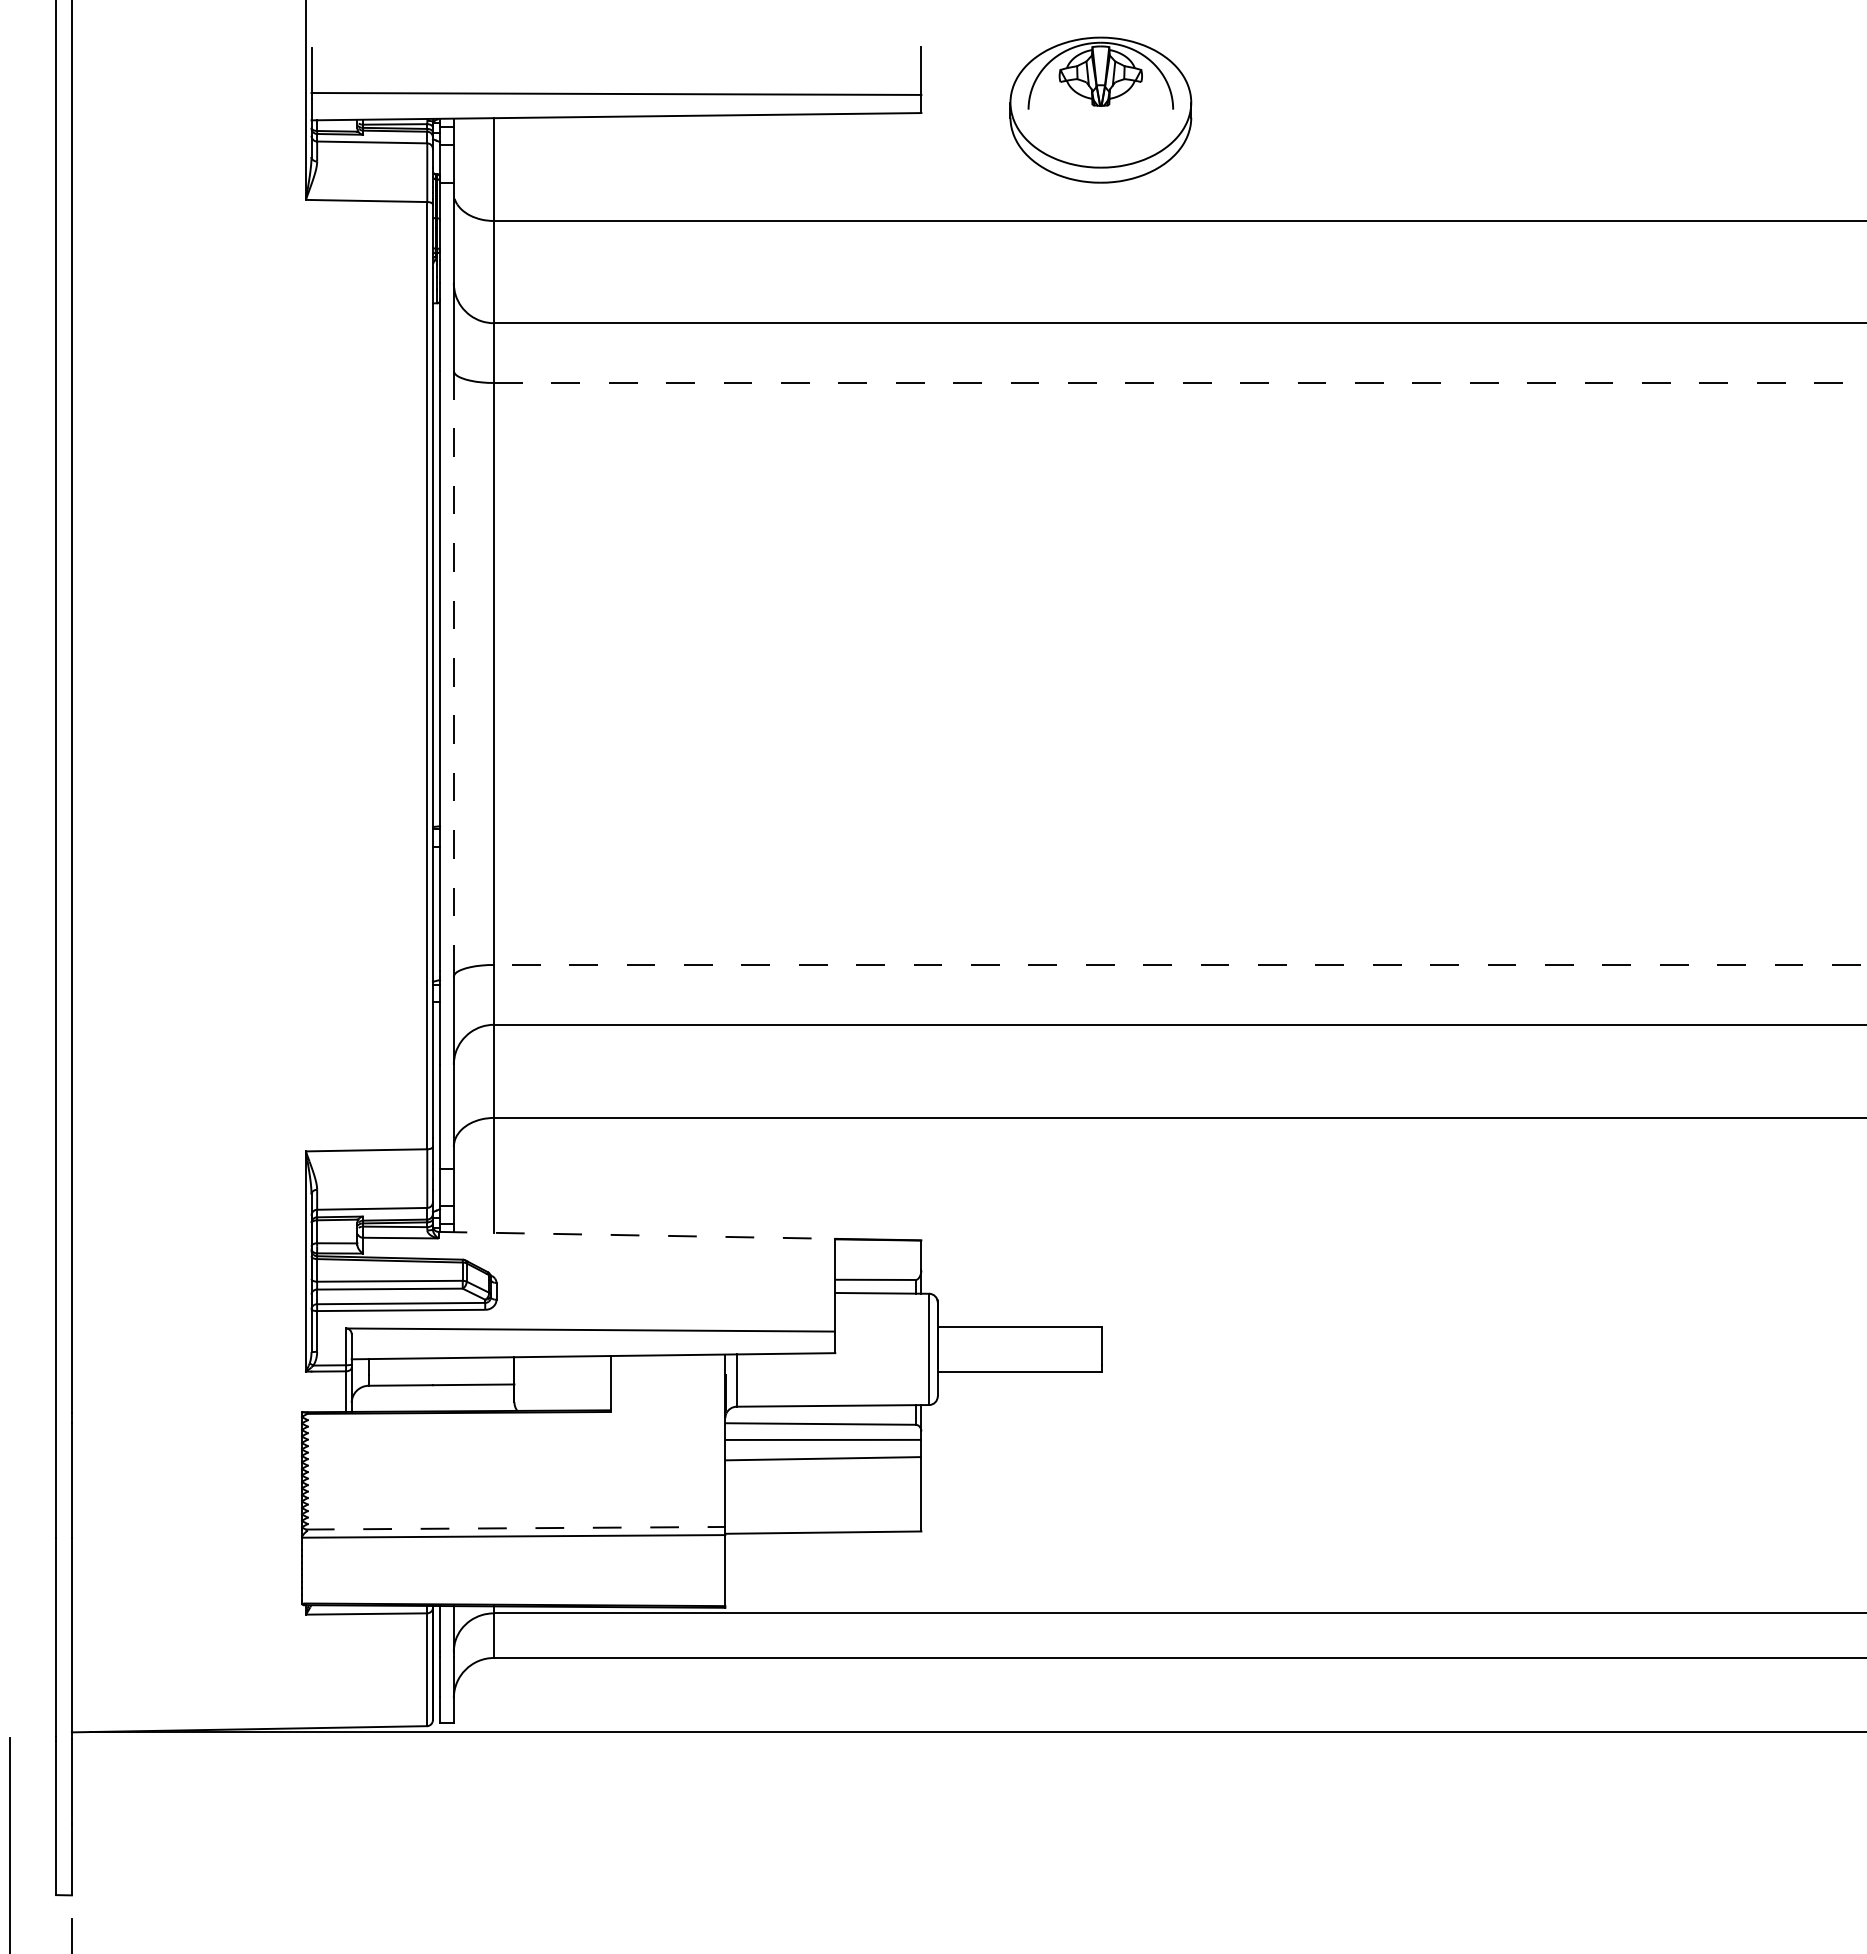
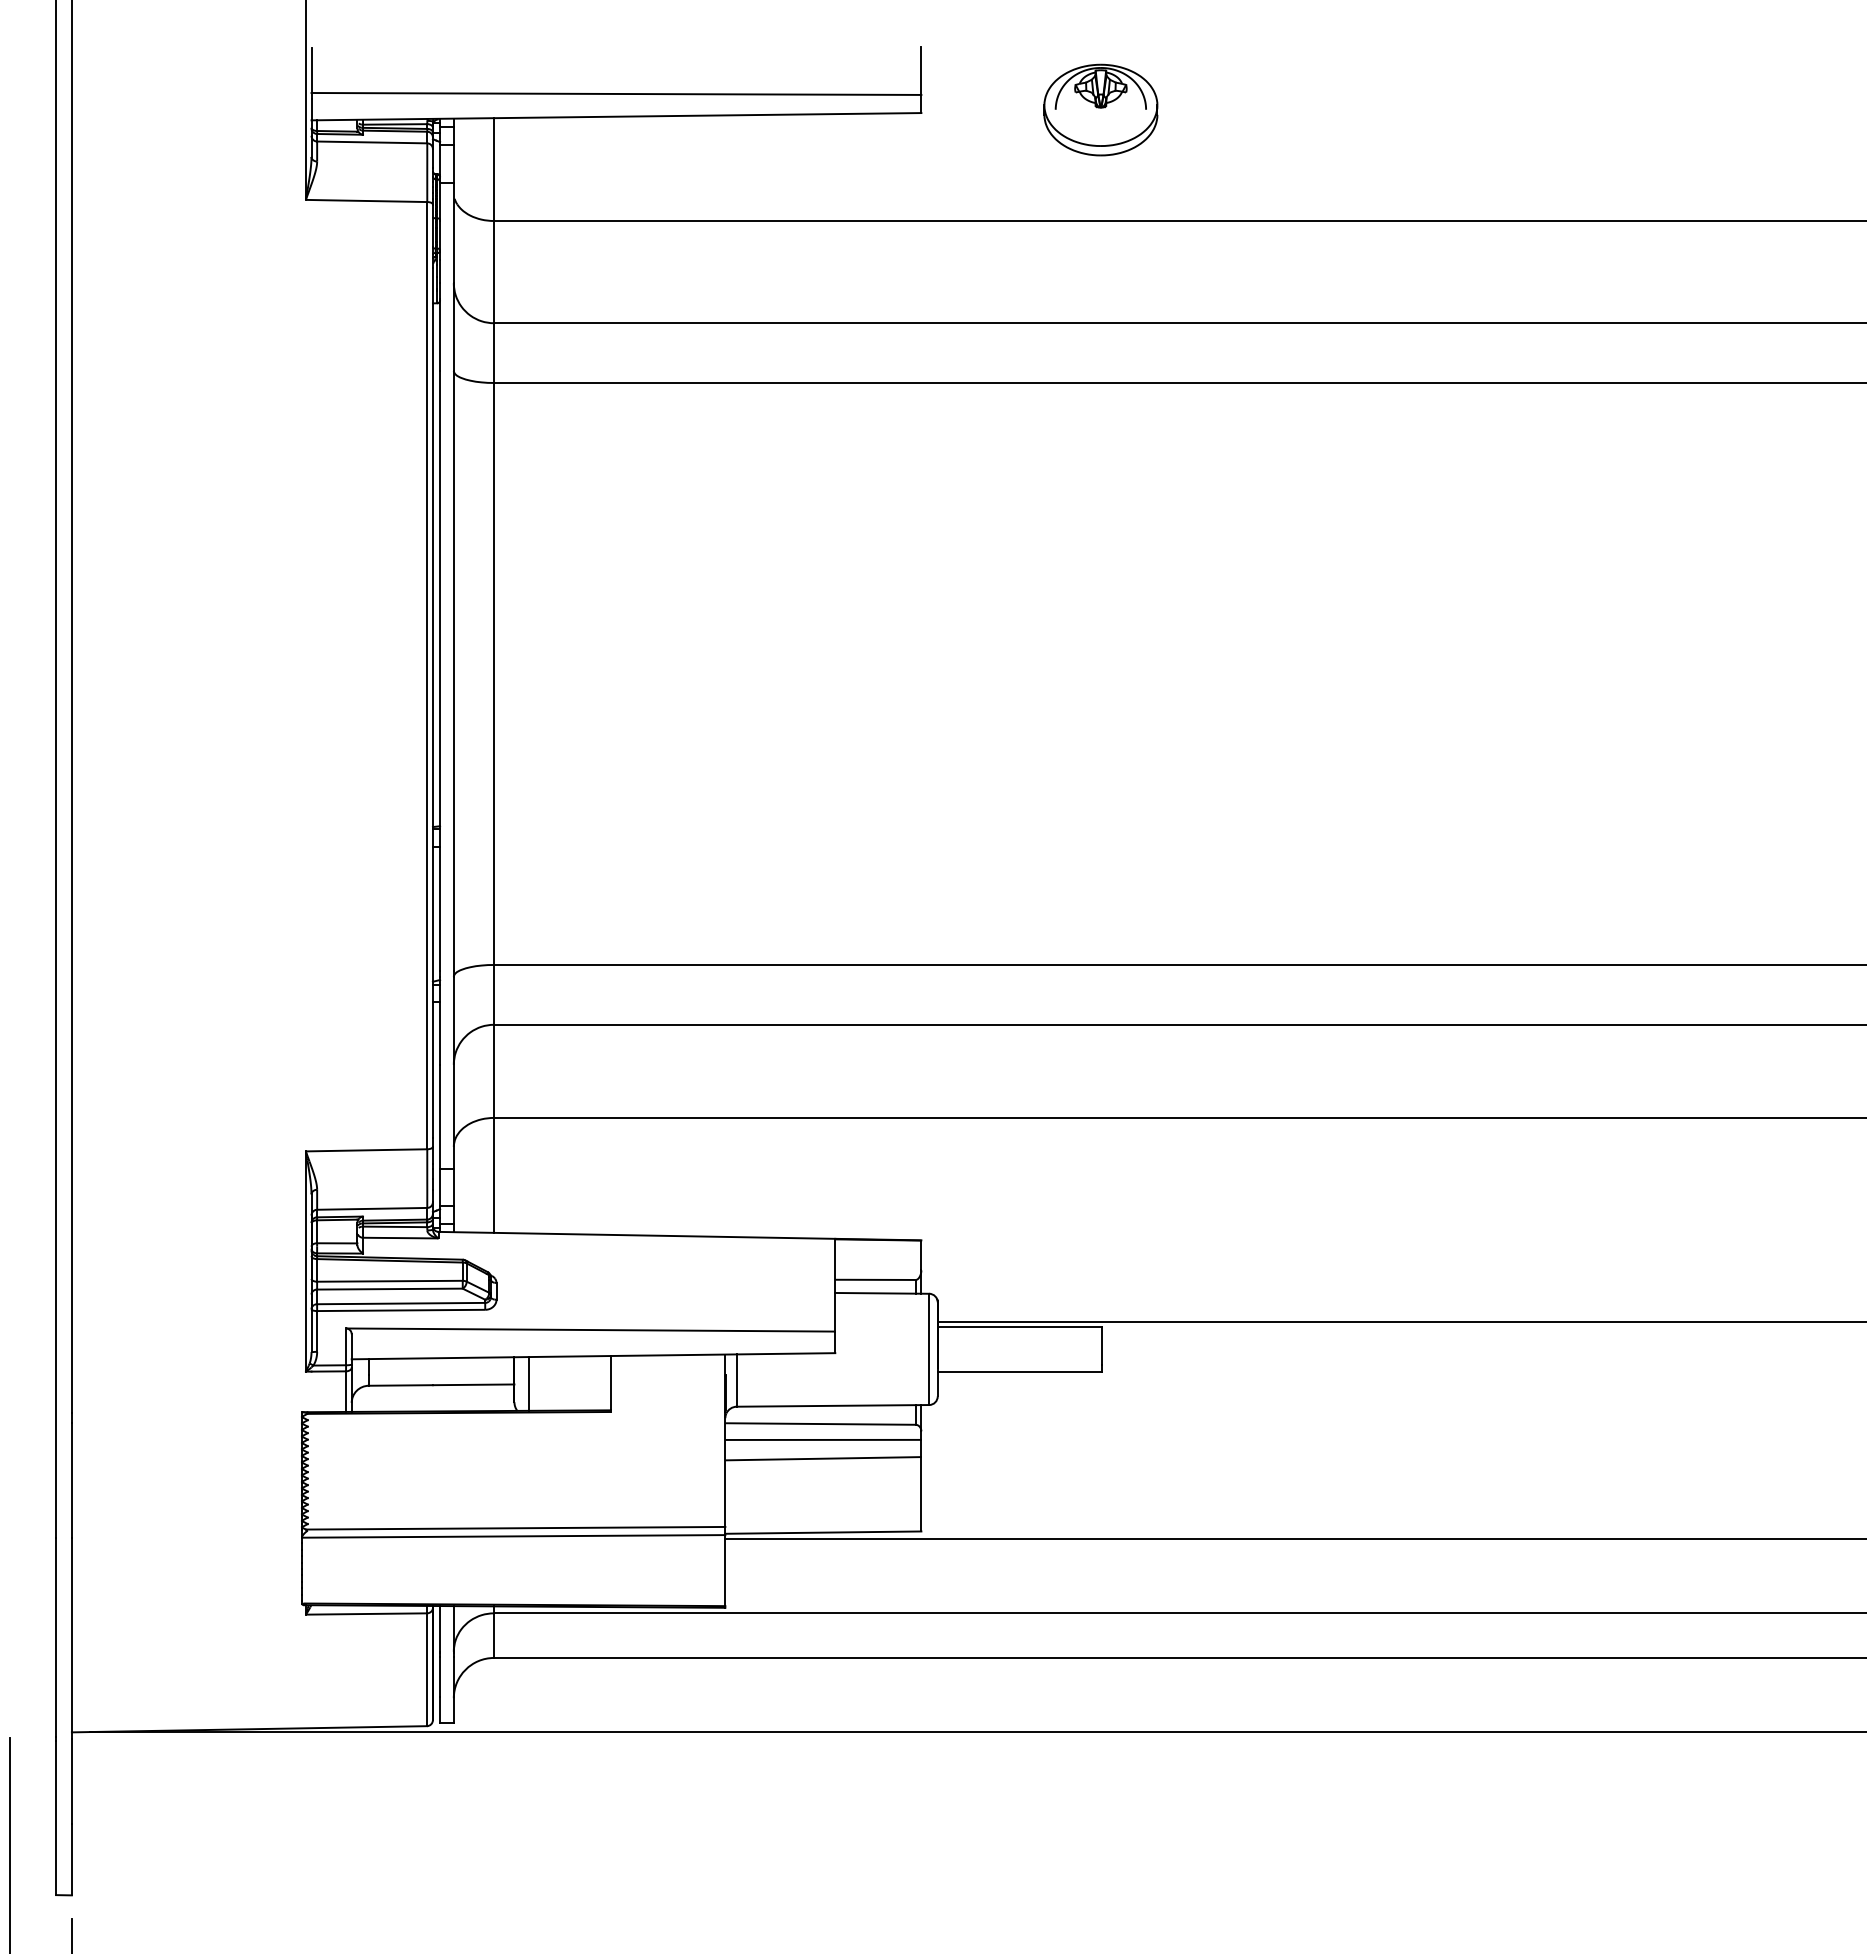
part size: 184x148 px -> 116x94 px (1100, 109)
line: dashed -> solid (1180, 382)
line: dashed -> solid (453, 671)
line: dashed -> solid (1179, 964)
line: dashed -> solid (637, 1235)
line: none -> present (1400, 1322)
line: none -> present (528, 1383)
line: dashed -> solid (515, 1528)
line: none -> present (1294, 1538)
